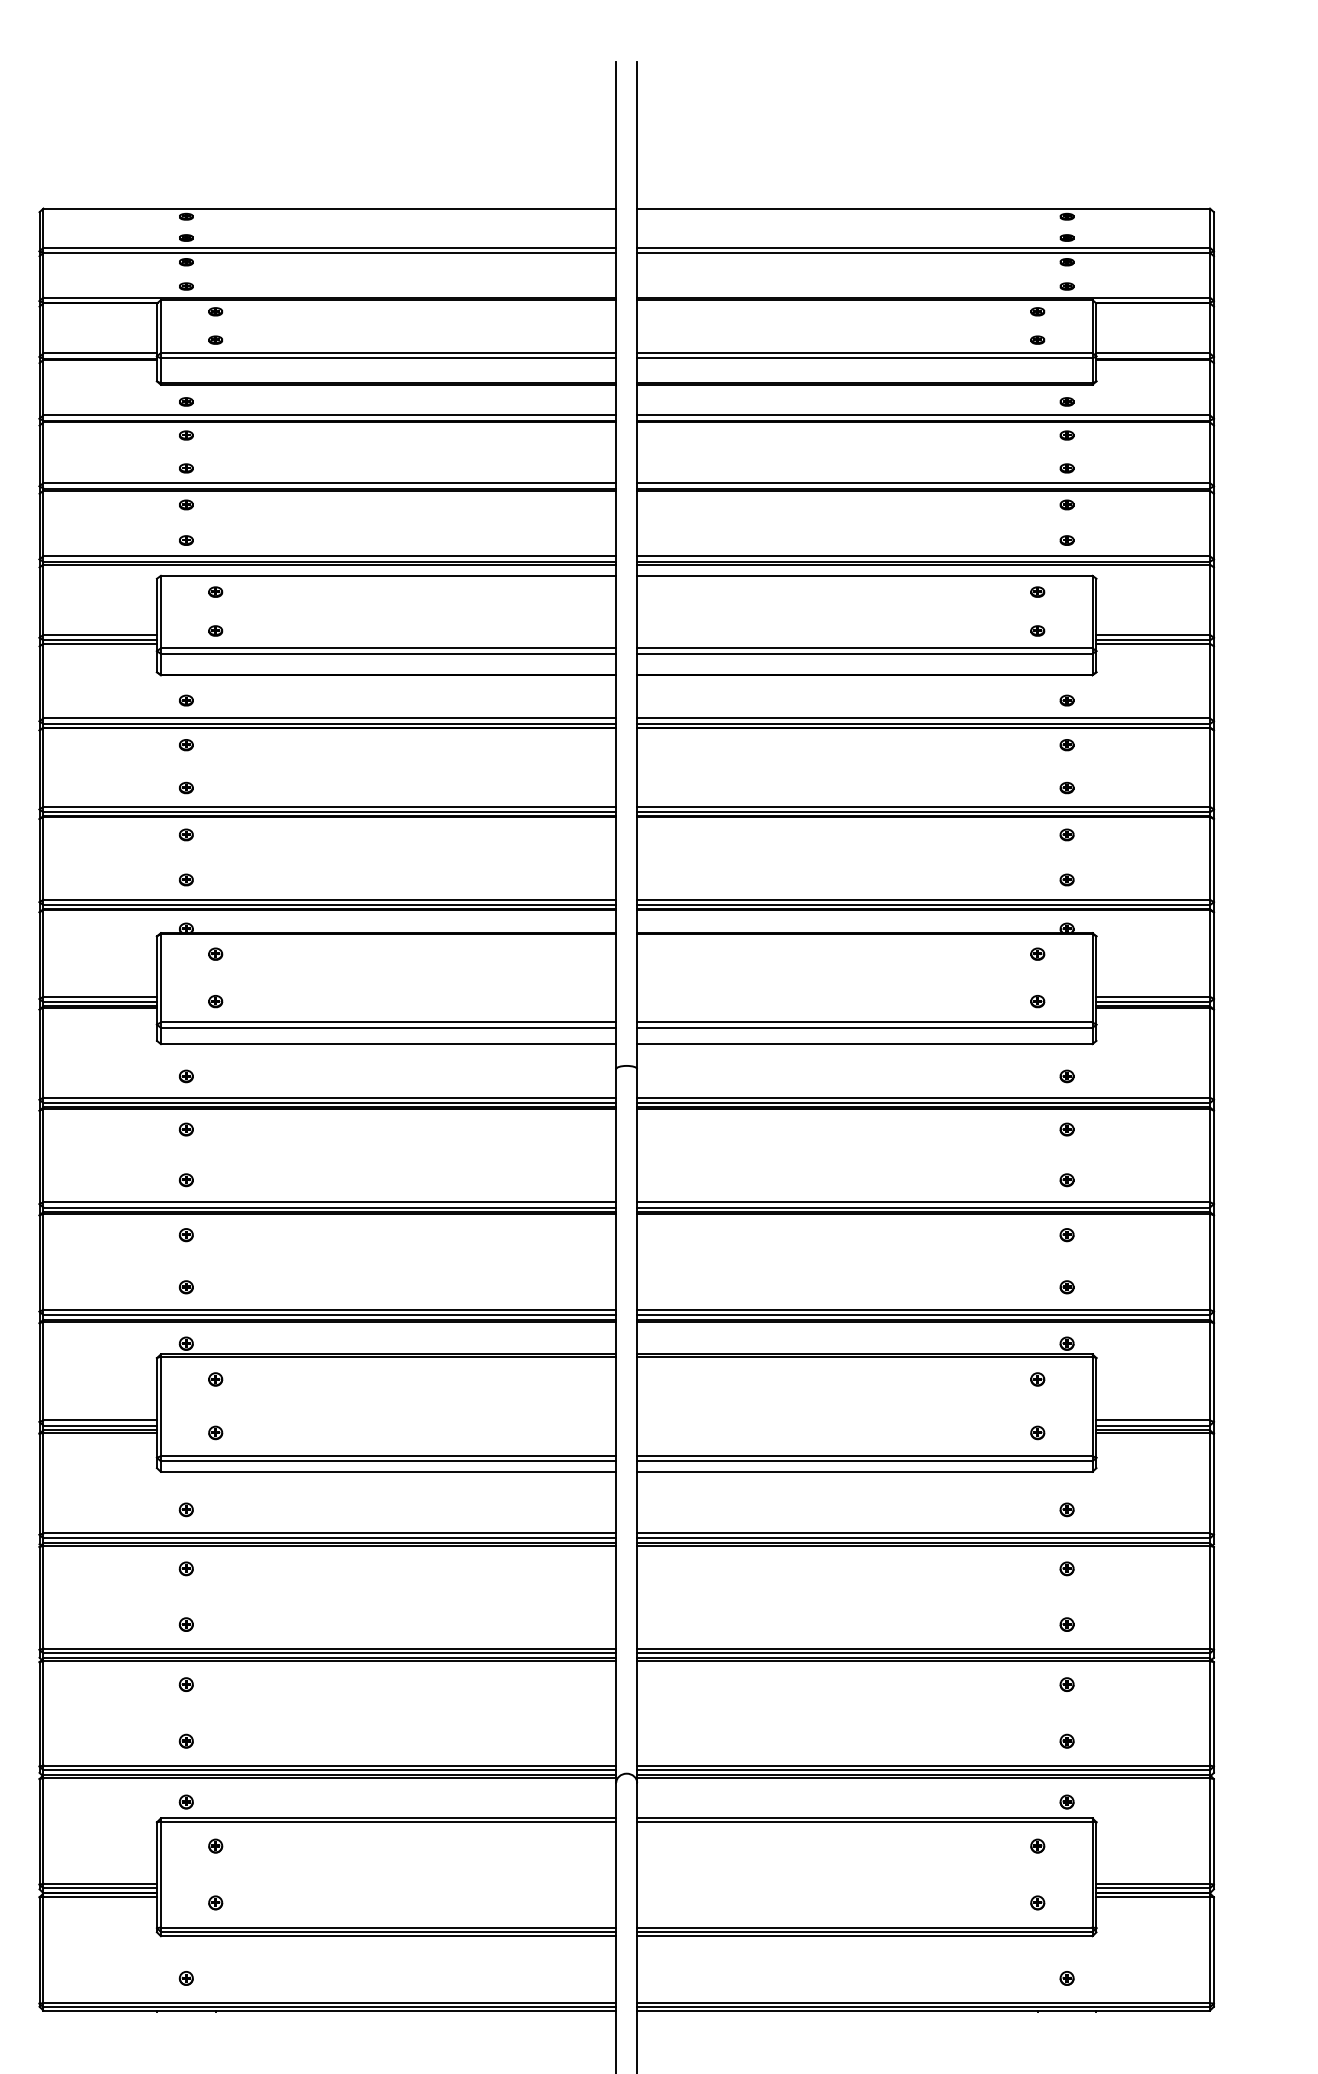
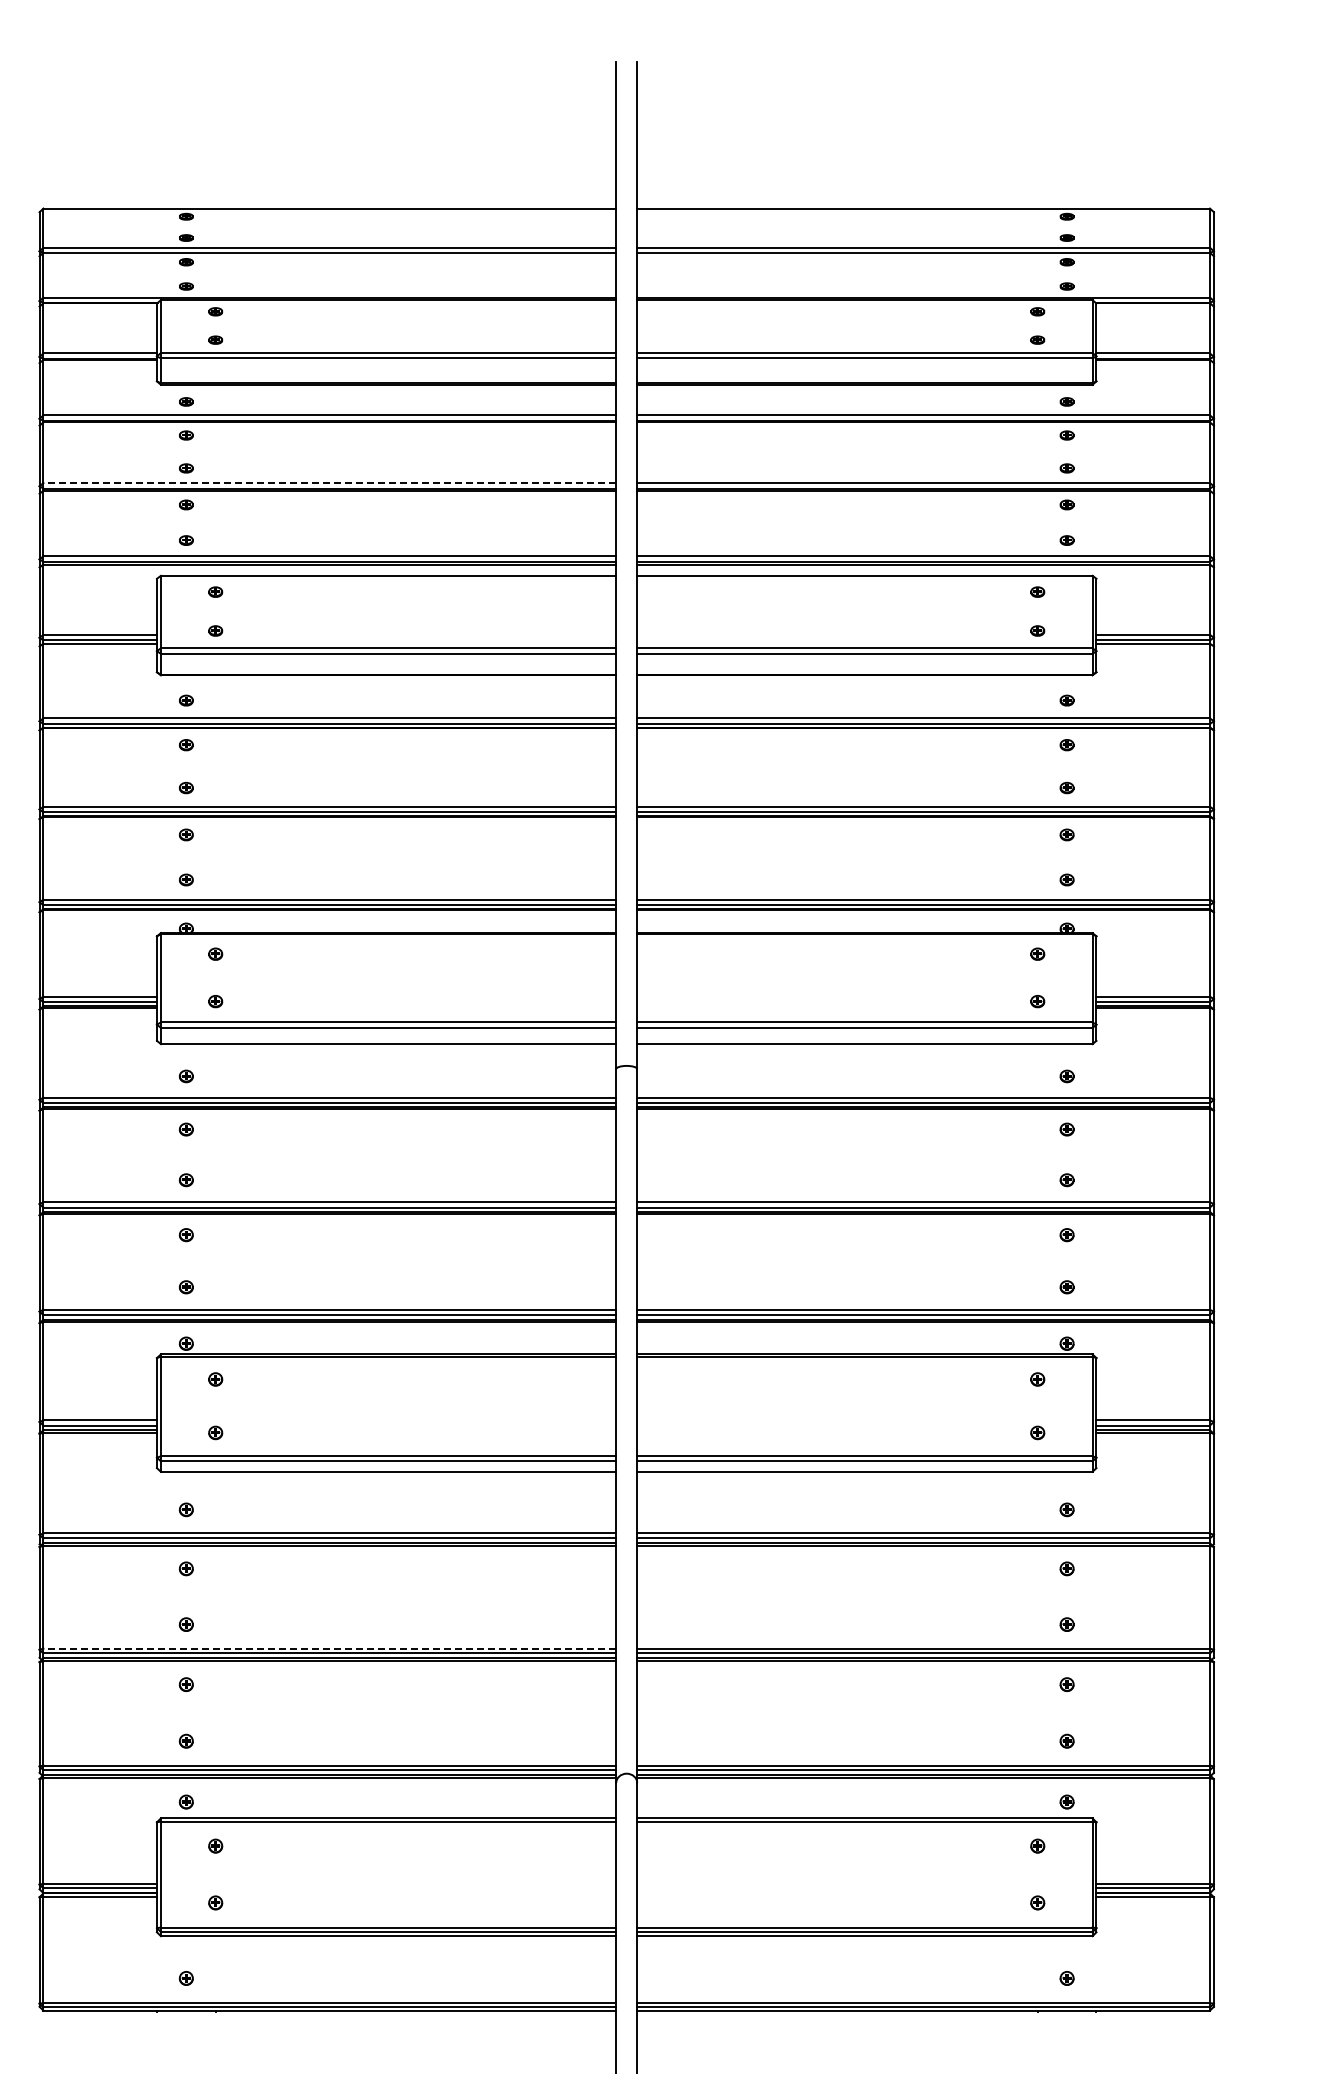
line: solid -> dashed (329, 483)
line: solid -> dashed (329, 1648)
